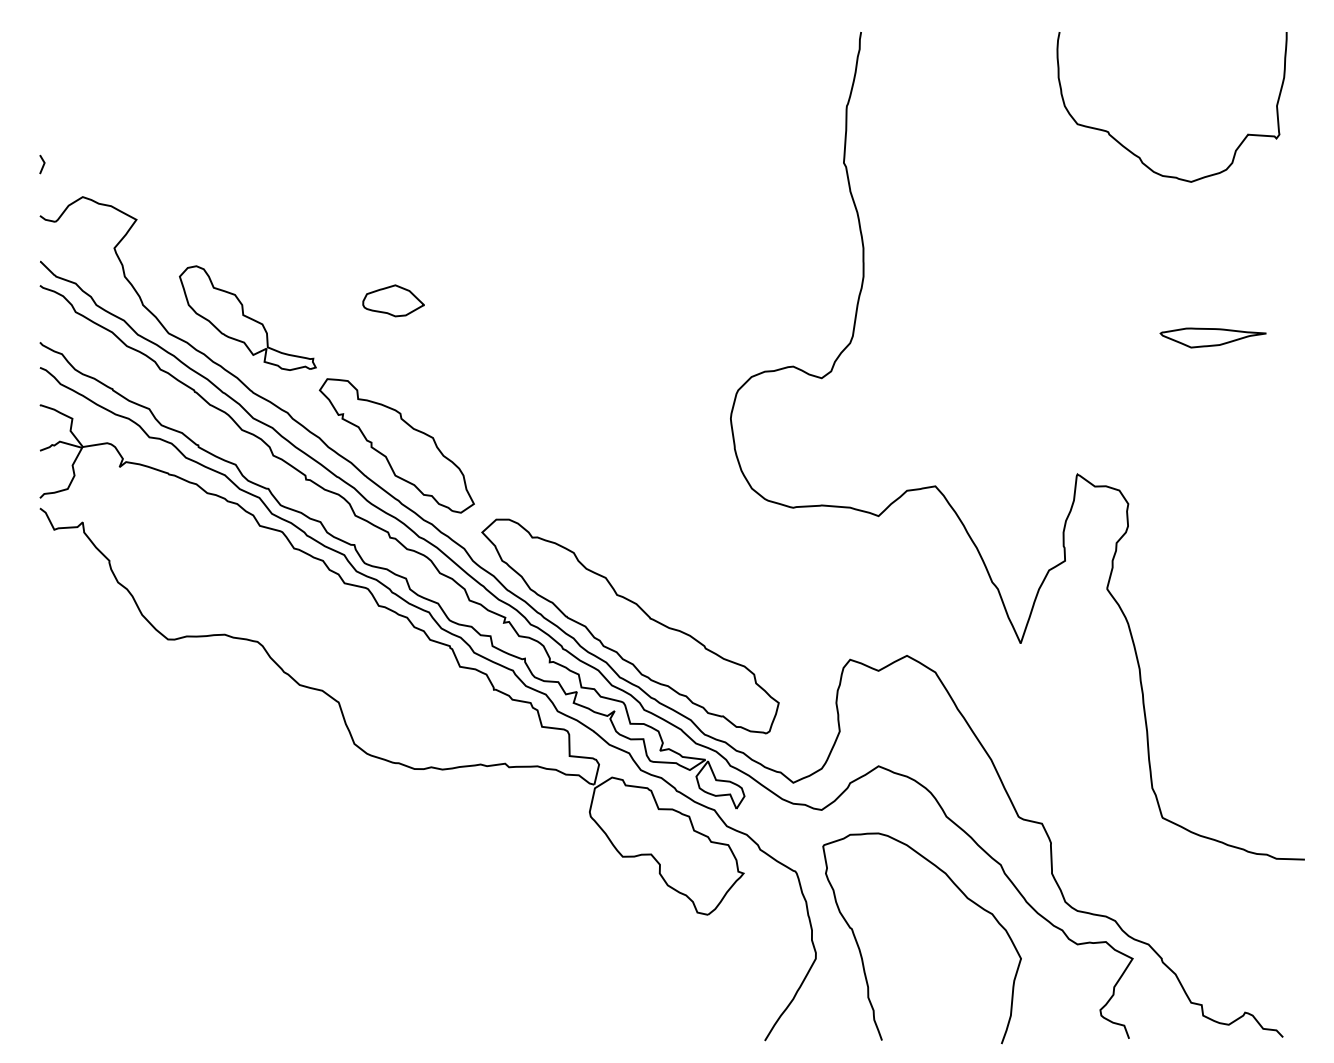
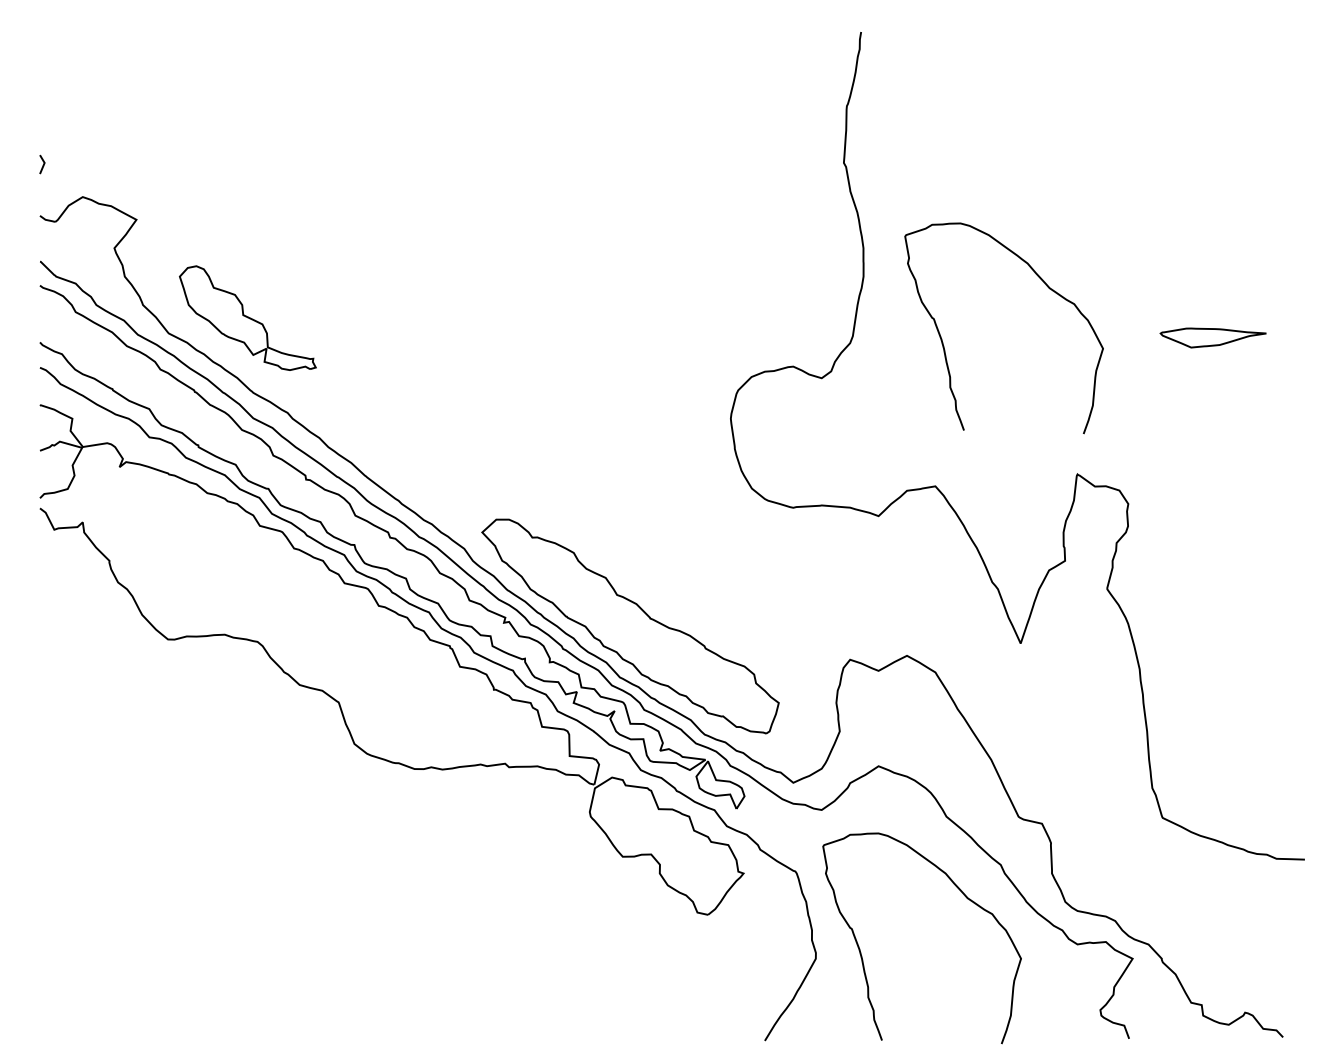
curve: present -> none (1139, 156)
curve: none -> present (1046, 286)
part: present -> none (393, 300)
part: present -> none (396, 445)
